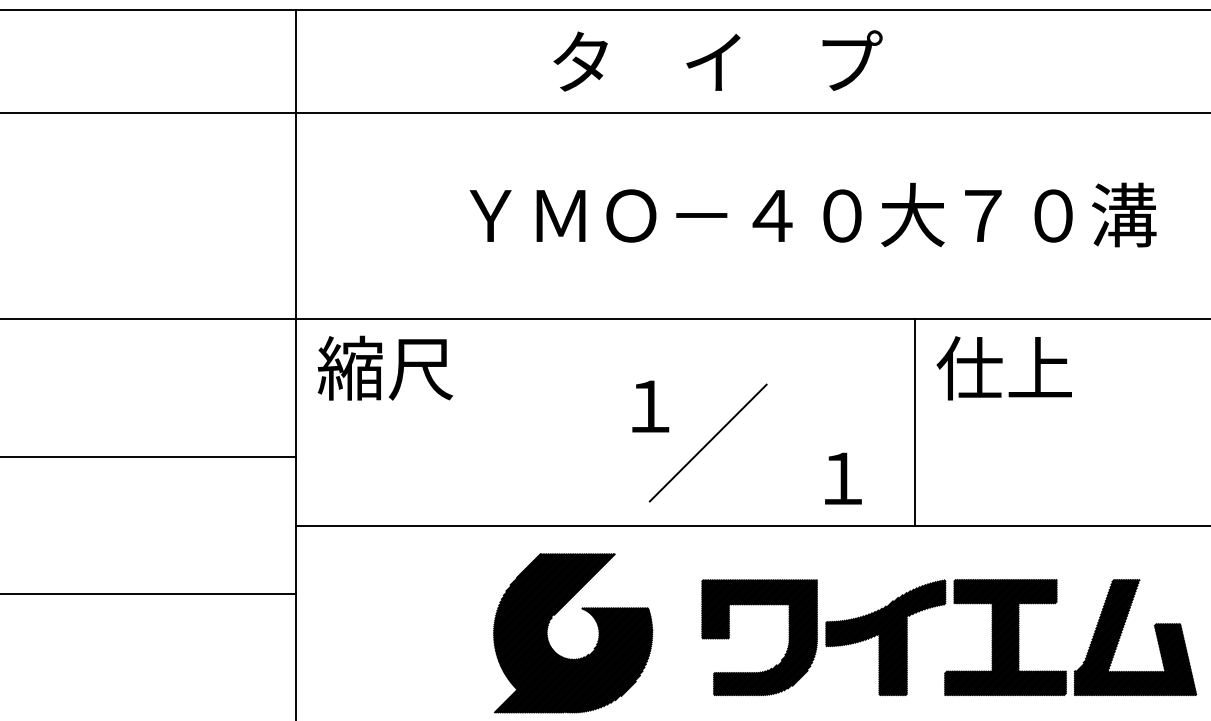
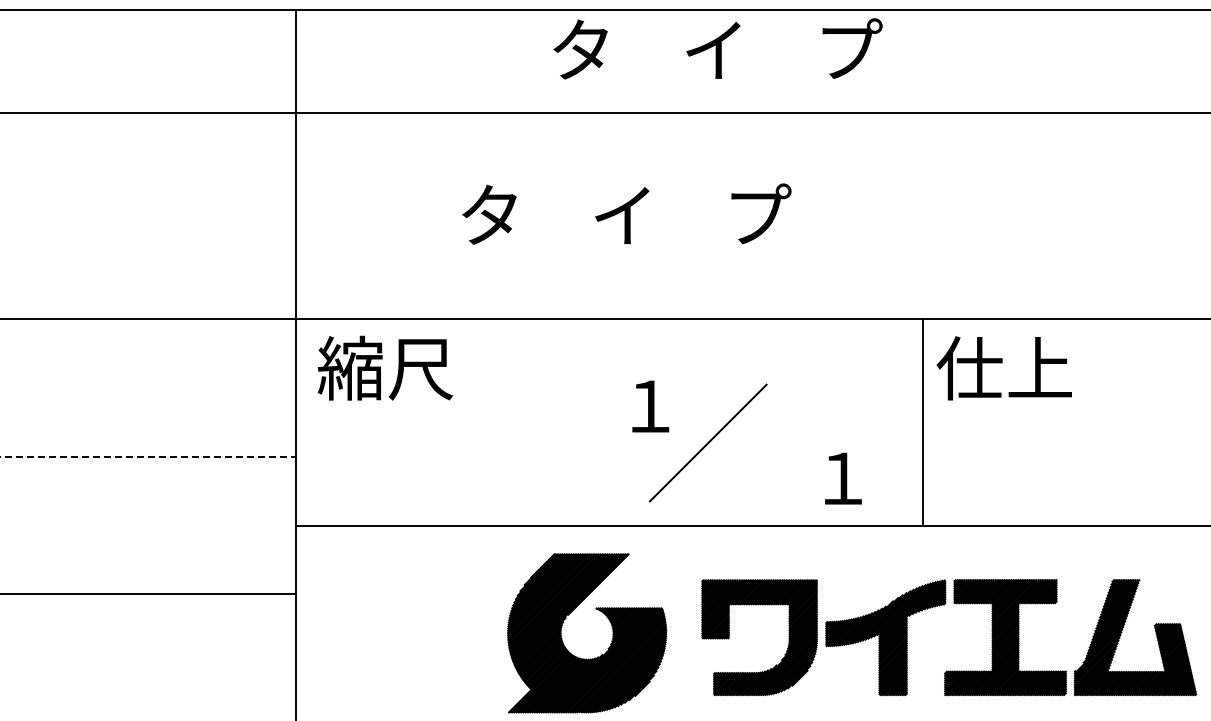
text position: (717, 60) -> (717, 48) (717, 48)
text: ＹＭＯ－４０大７０溝 -> タ    イ    プ (809, 214)
line position: (914, 422) -> (922, 422) (922, 422)
line: solid -> dashed (148, 456)
part position: (593, 618) -> (607, 618) (607, 618)
